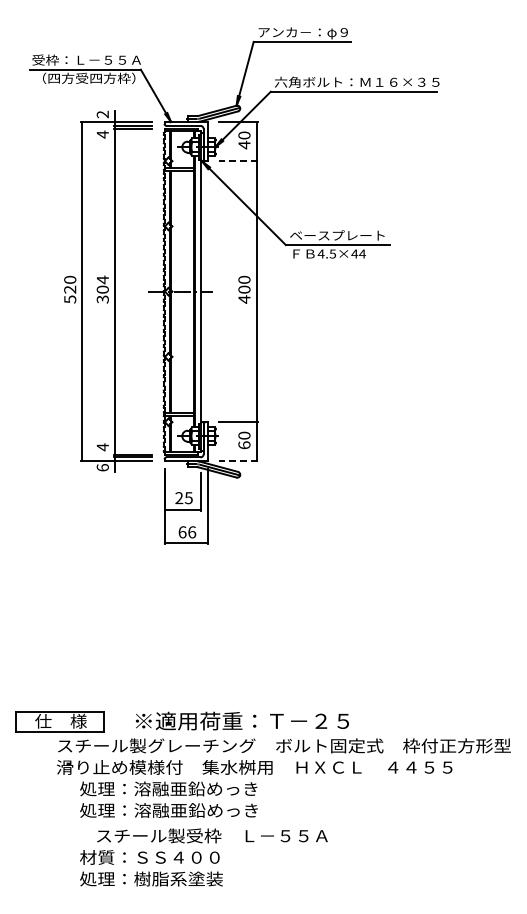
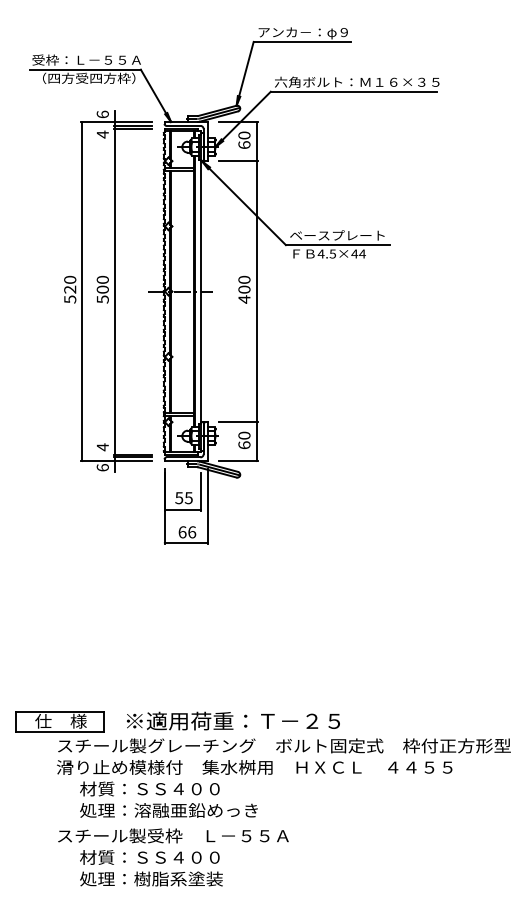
text: 2 -> 6 (102, 114)
text: 40 -> 60 (244, 144)
line: dashed -> solid (238, 161)
text: 304 -> 500 (102, 289)
line: dashed -> solid (238, 461)
text: 25 -> 55 (179, 498)
text position: (242, 720) -> (233, 720) (233, 720)
text: 処理：溶融亜鉛めっき -> 材質：ＳＳ４００ (168, 788)
text position: (212, 835) -> (173, 835) (173, 835)
